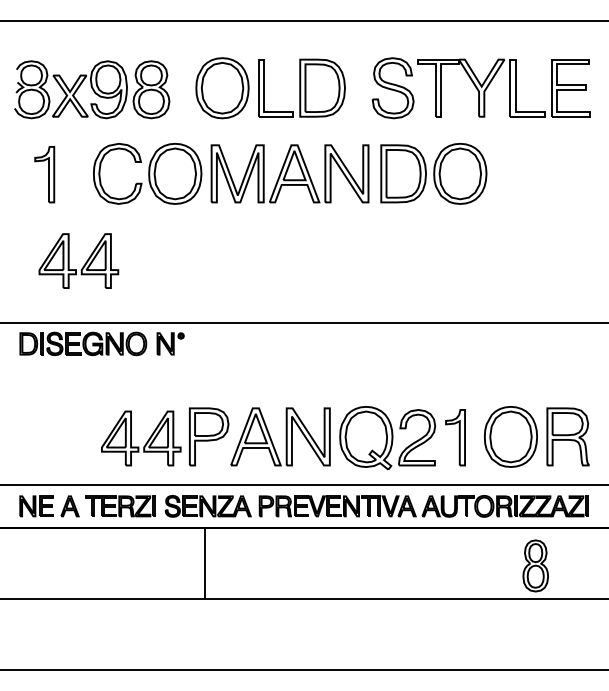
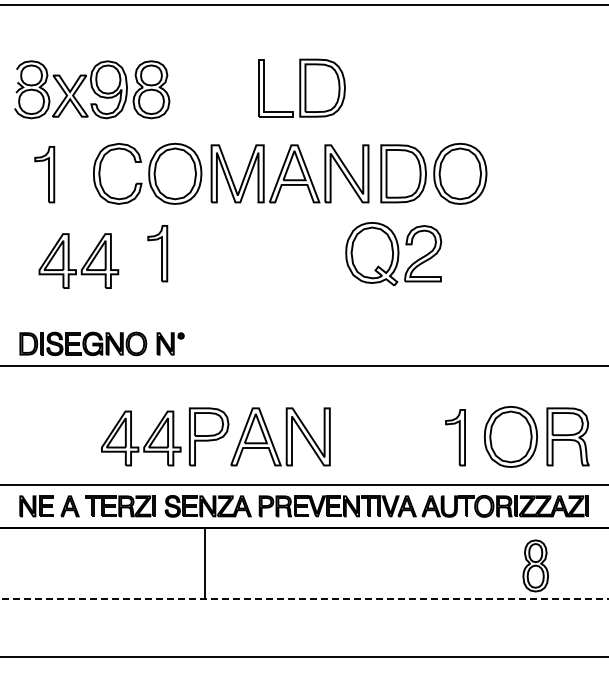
line position: (303, 20) -> (303, 4) (303, 4)
part: present -> none (222, 88)
part: present -> none (480, 88)
part: none -> present (157, 253)
line position: (303, 323) -> (303, 366) (303, 366)
part position: (387, 438) -> (393, 254) (393, 254)
line: solid -> dashed (304, 598)
line position: (303, 670) -> (303, 657) (303, 657)
